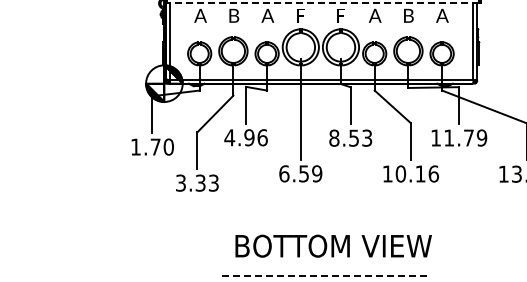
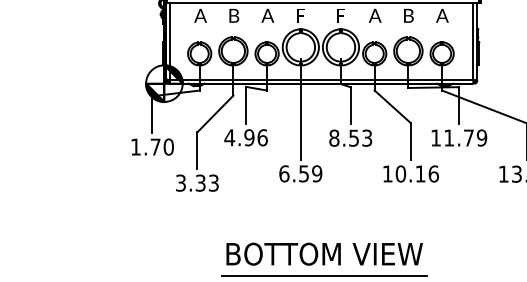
line: dashed -> solid (322, 3)
text position: (333, 245) -> (324, 253) (324, 253)
line: dashed -> solid (324, 276)
